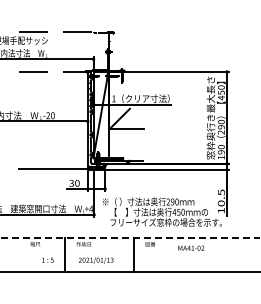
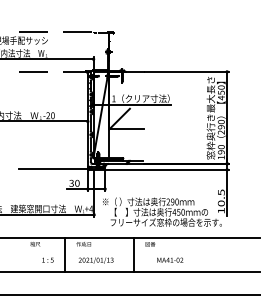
line: dashed -> solid (130, 237)
text position: (191, 247) -> (170, 259) (170, 259)
line: none -> present (129, 295)
